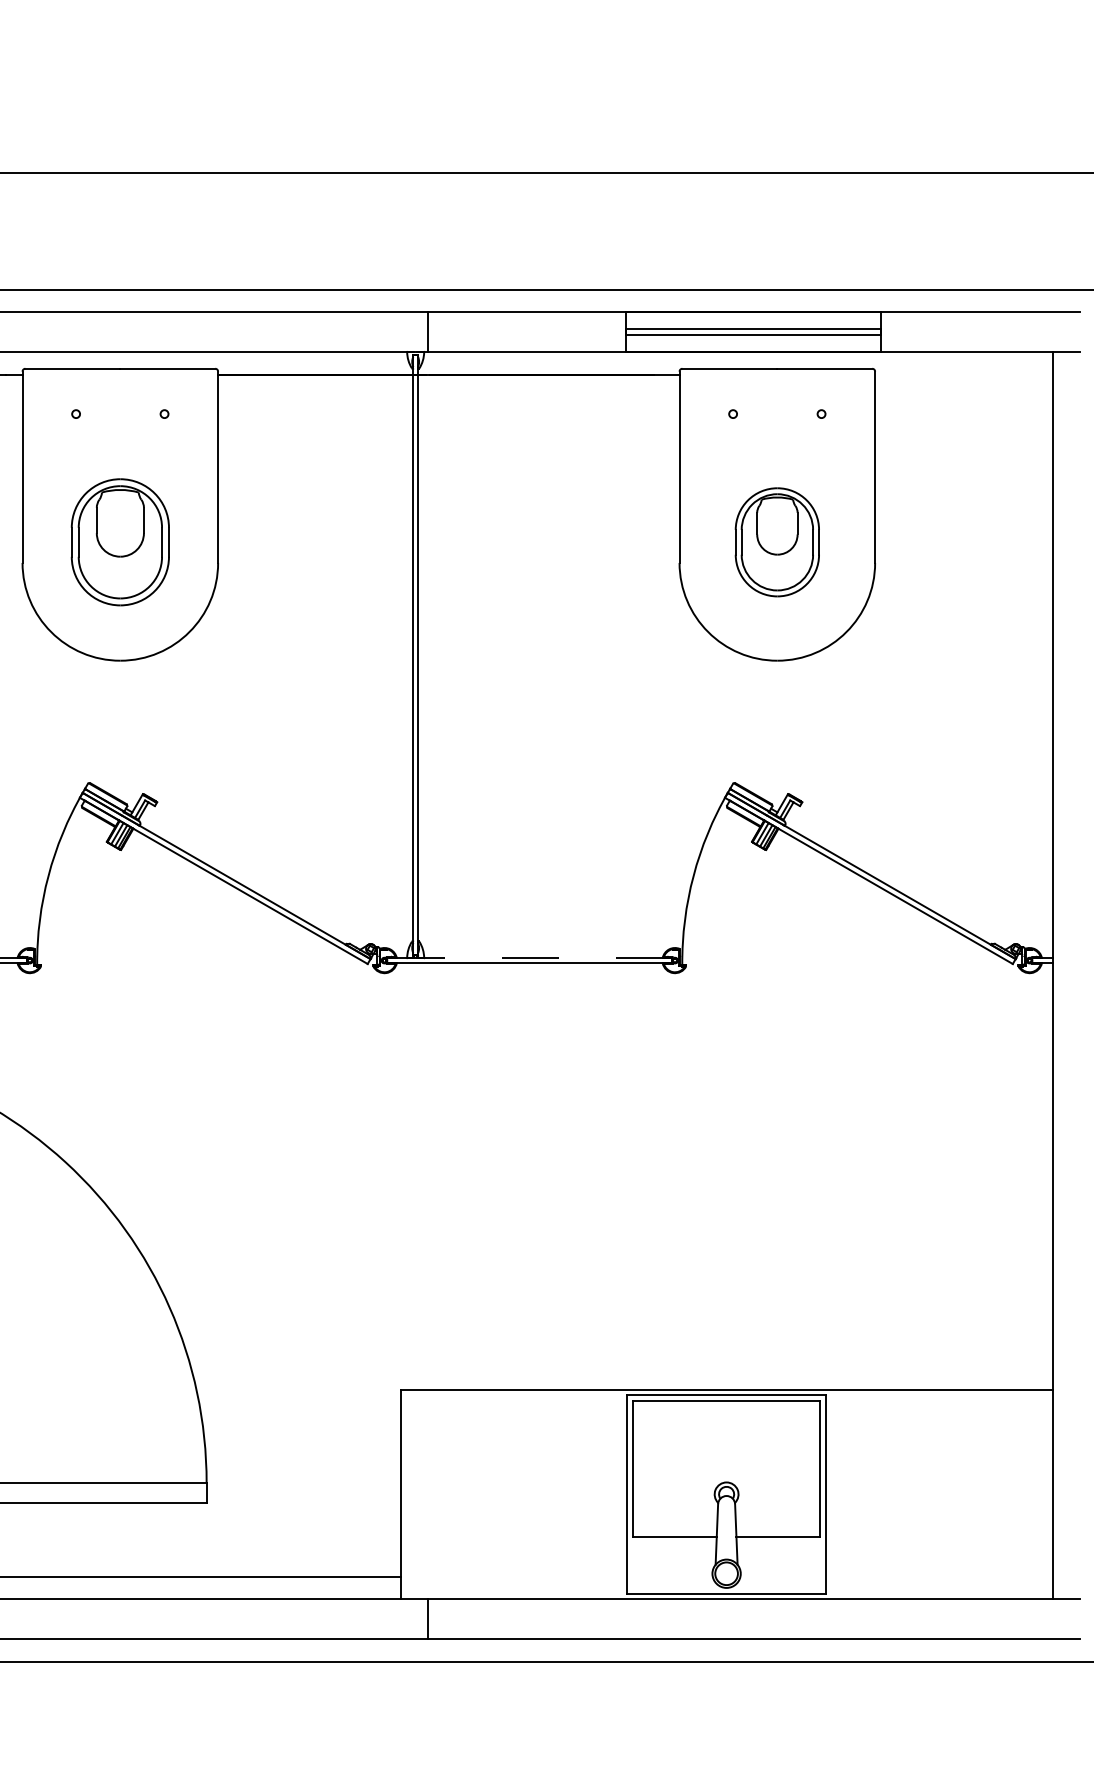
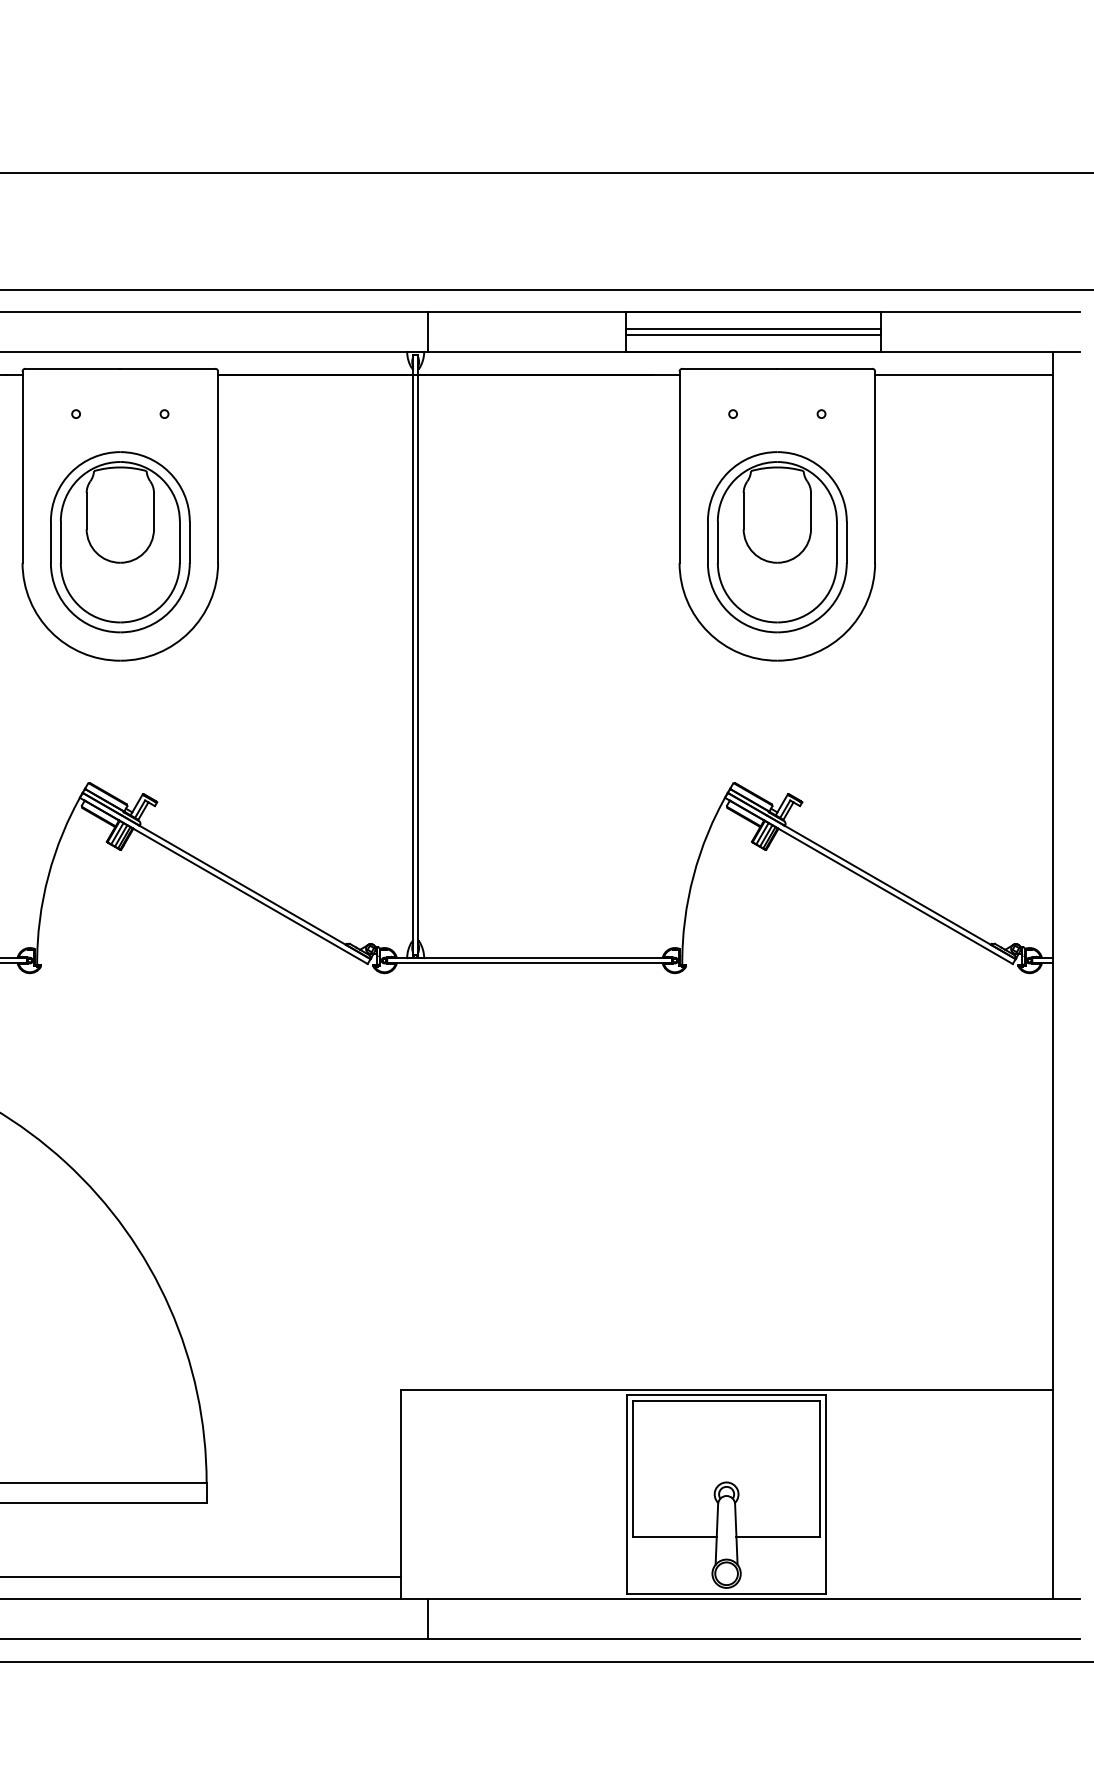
line: none -> present (963, 374)
part size: 100x129 px -> 141x183 px (120, 542)
part size: 86x111 px -> 141x183 px (777, 542)
line: dashed -> solid (529, 958)
